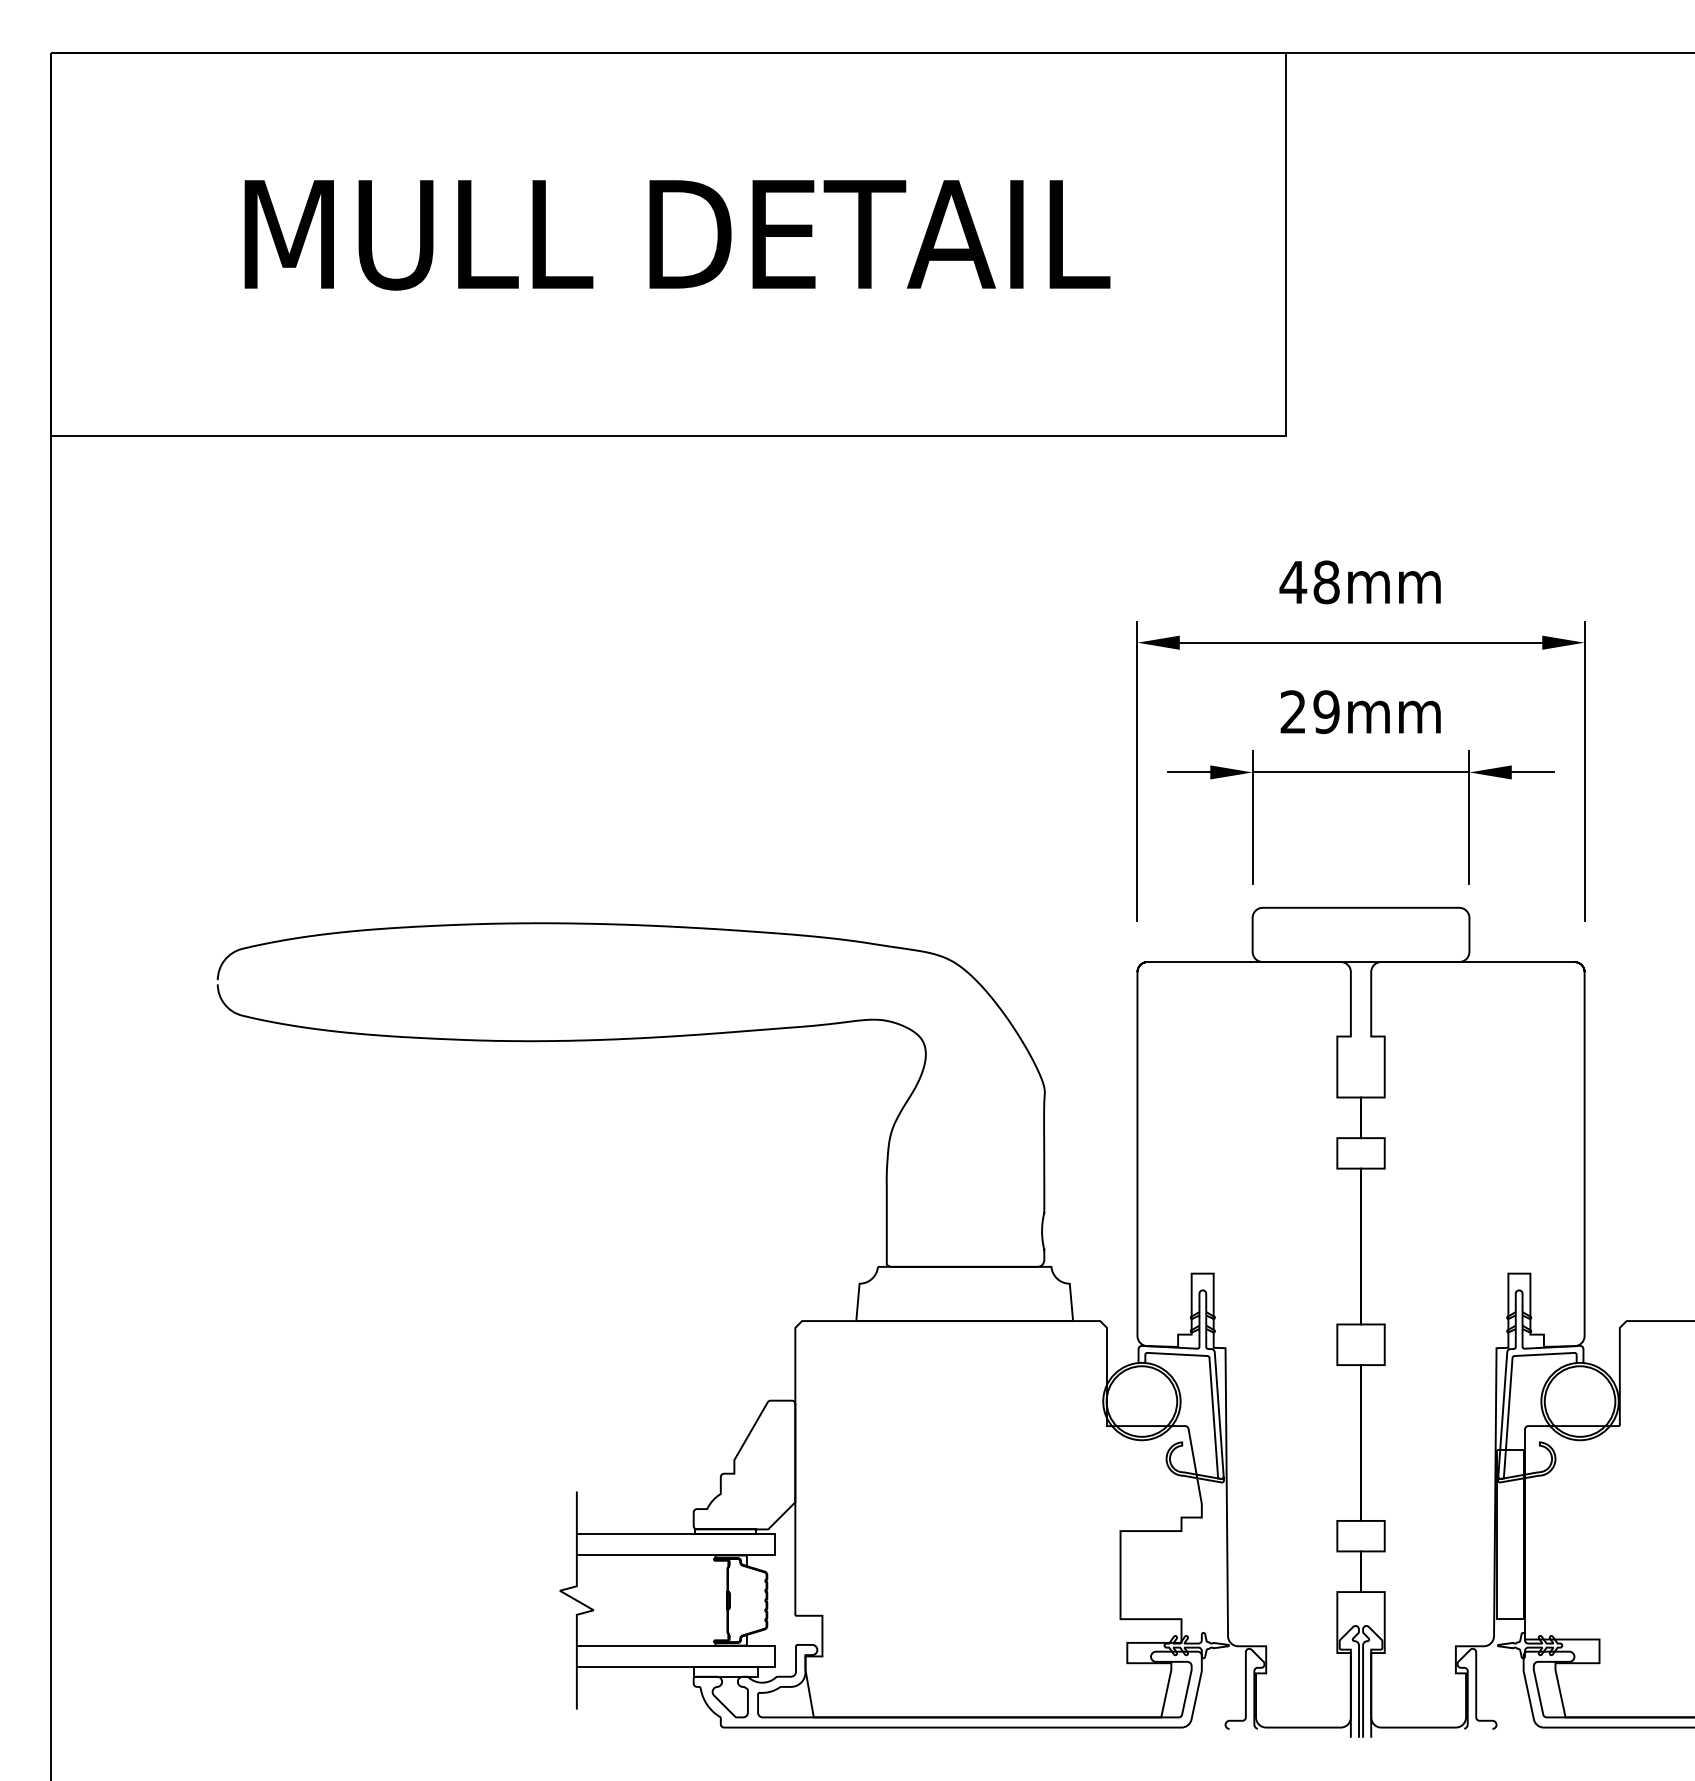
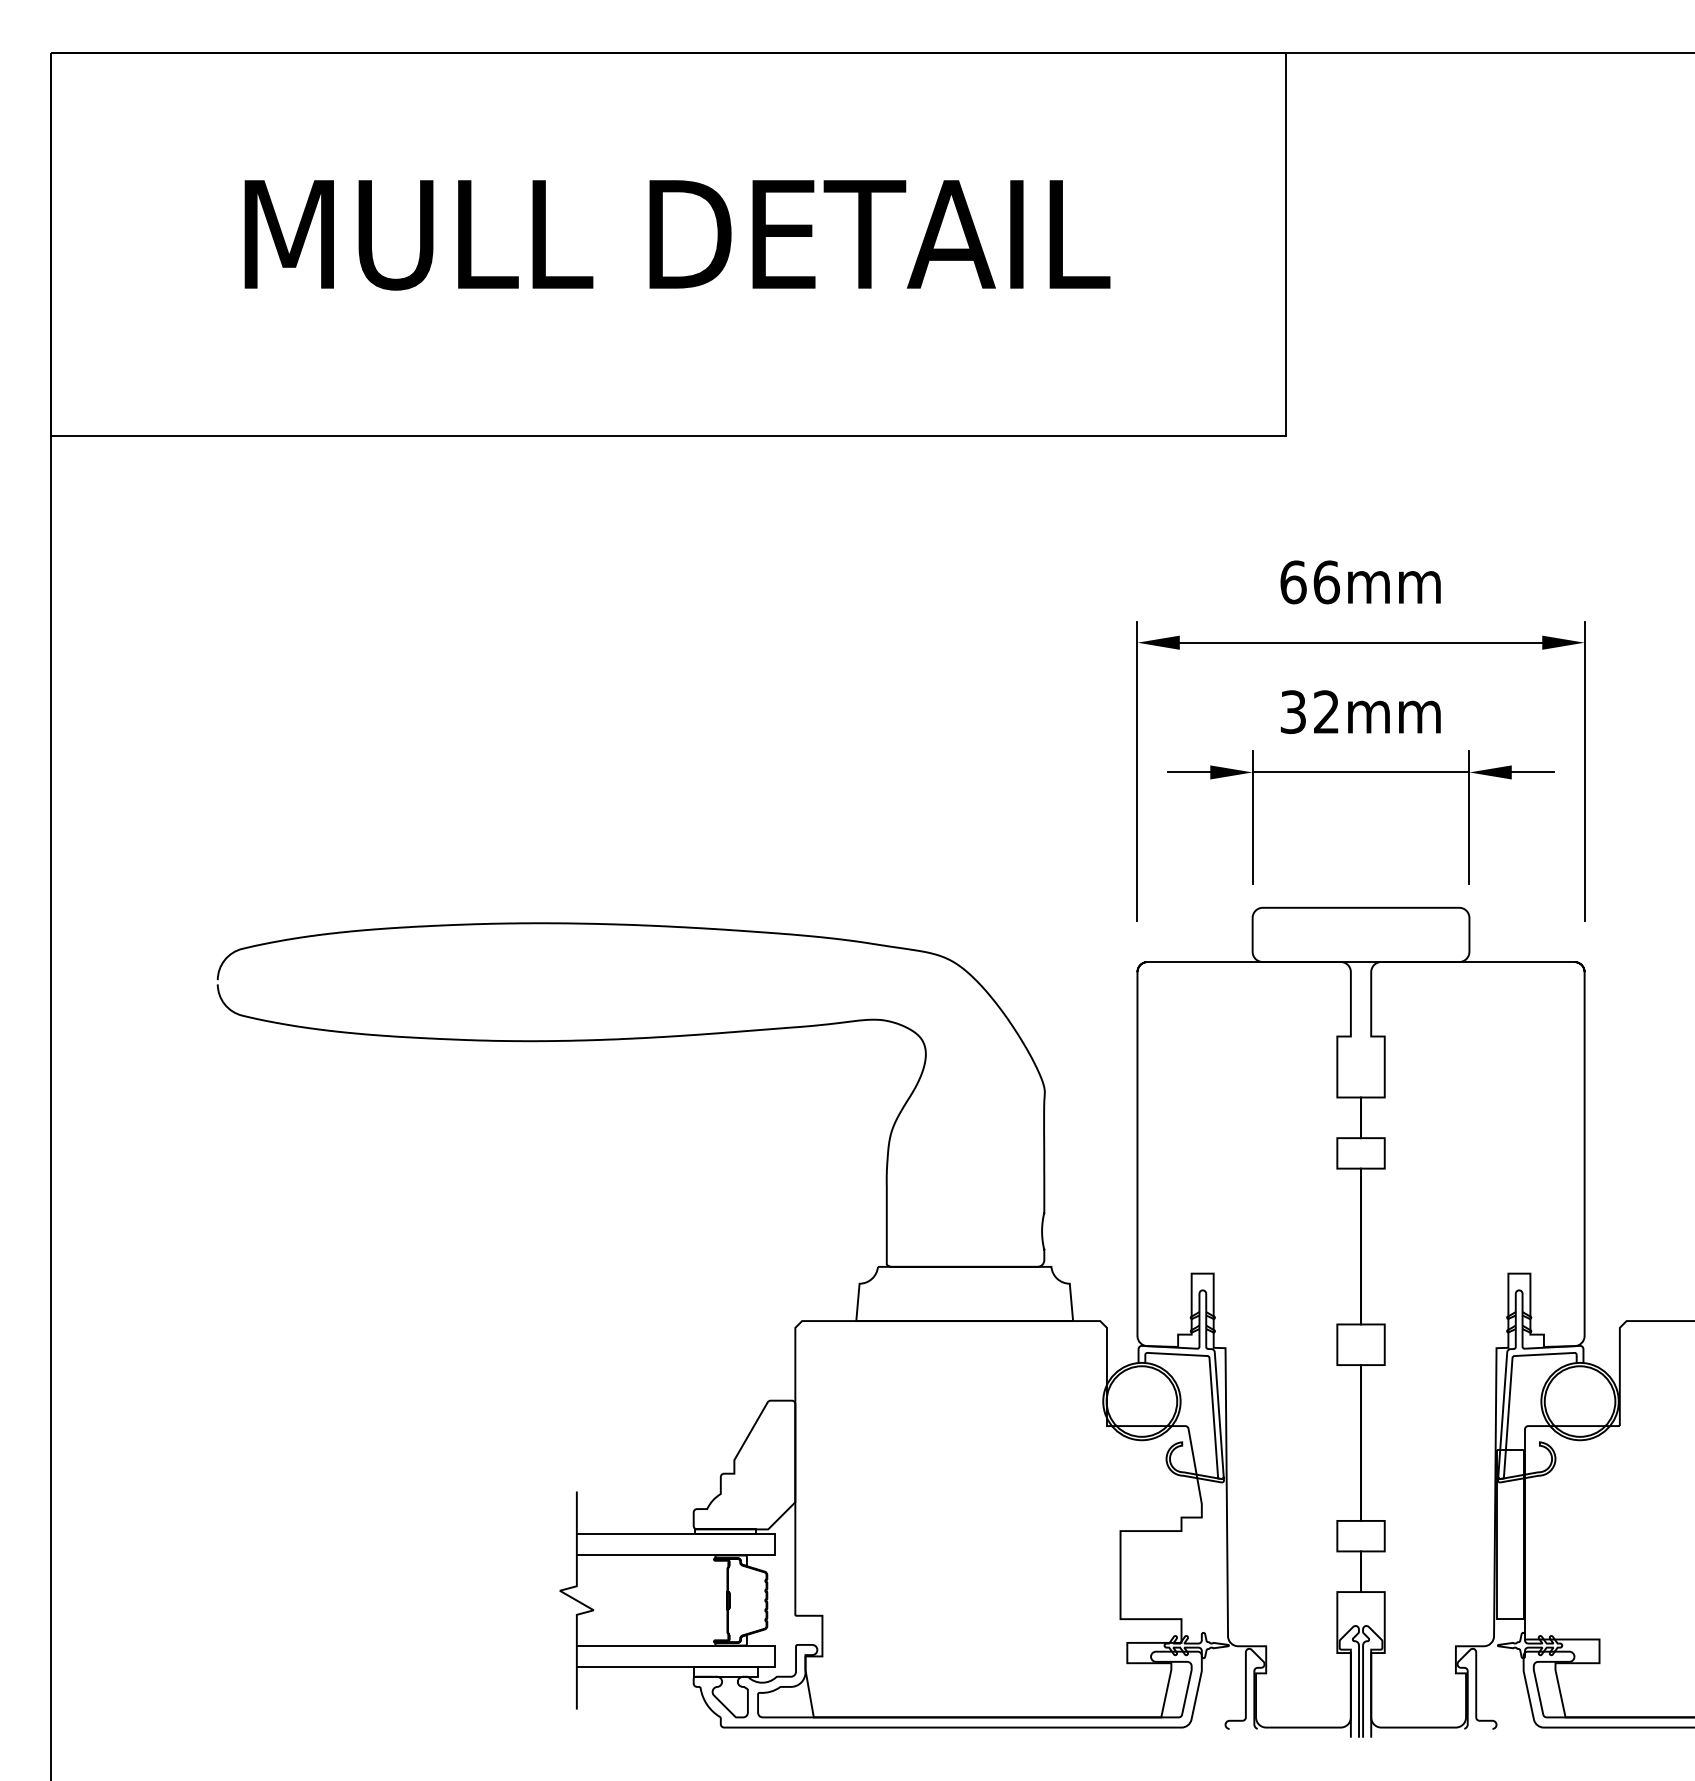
text: 48mm -> 66mm (1309, 582)
text: 29mm -> 32mm (1309, 712)
